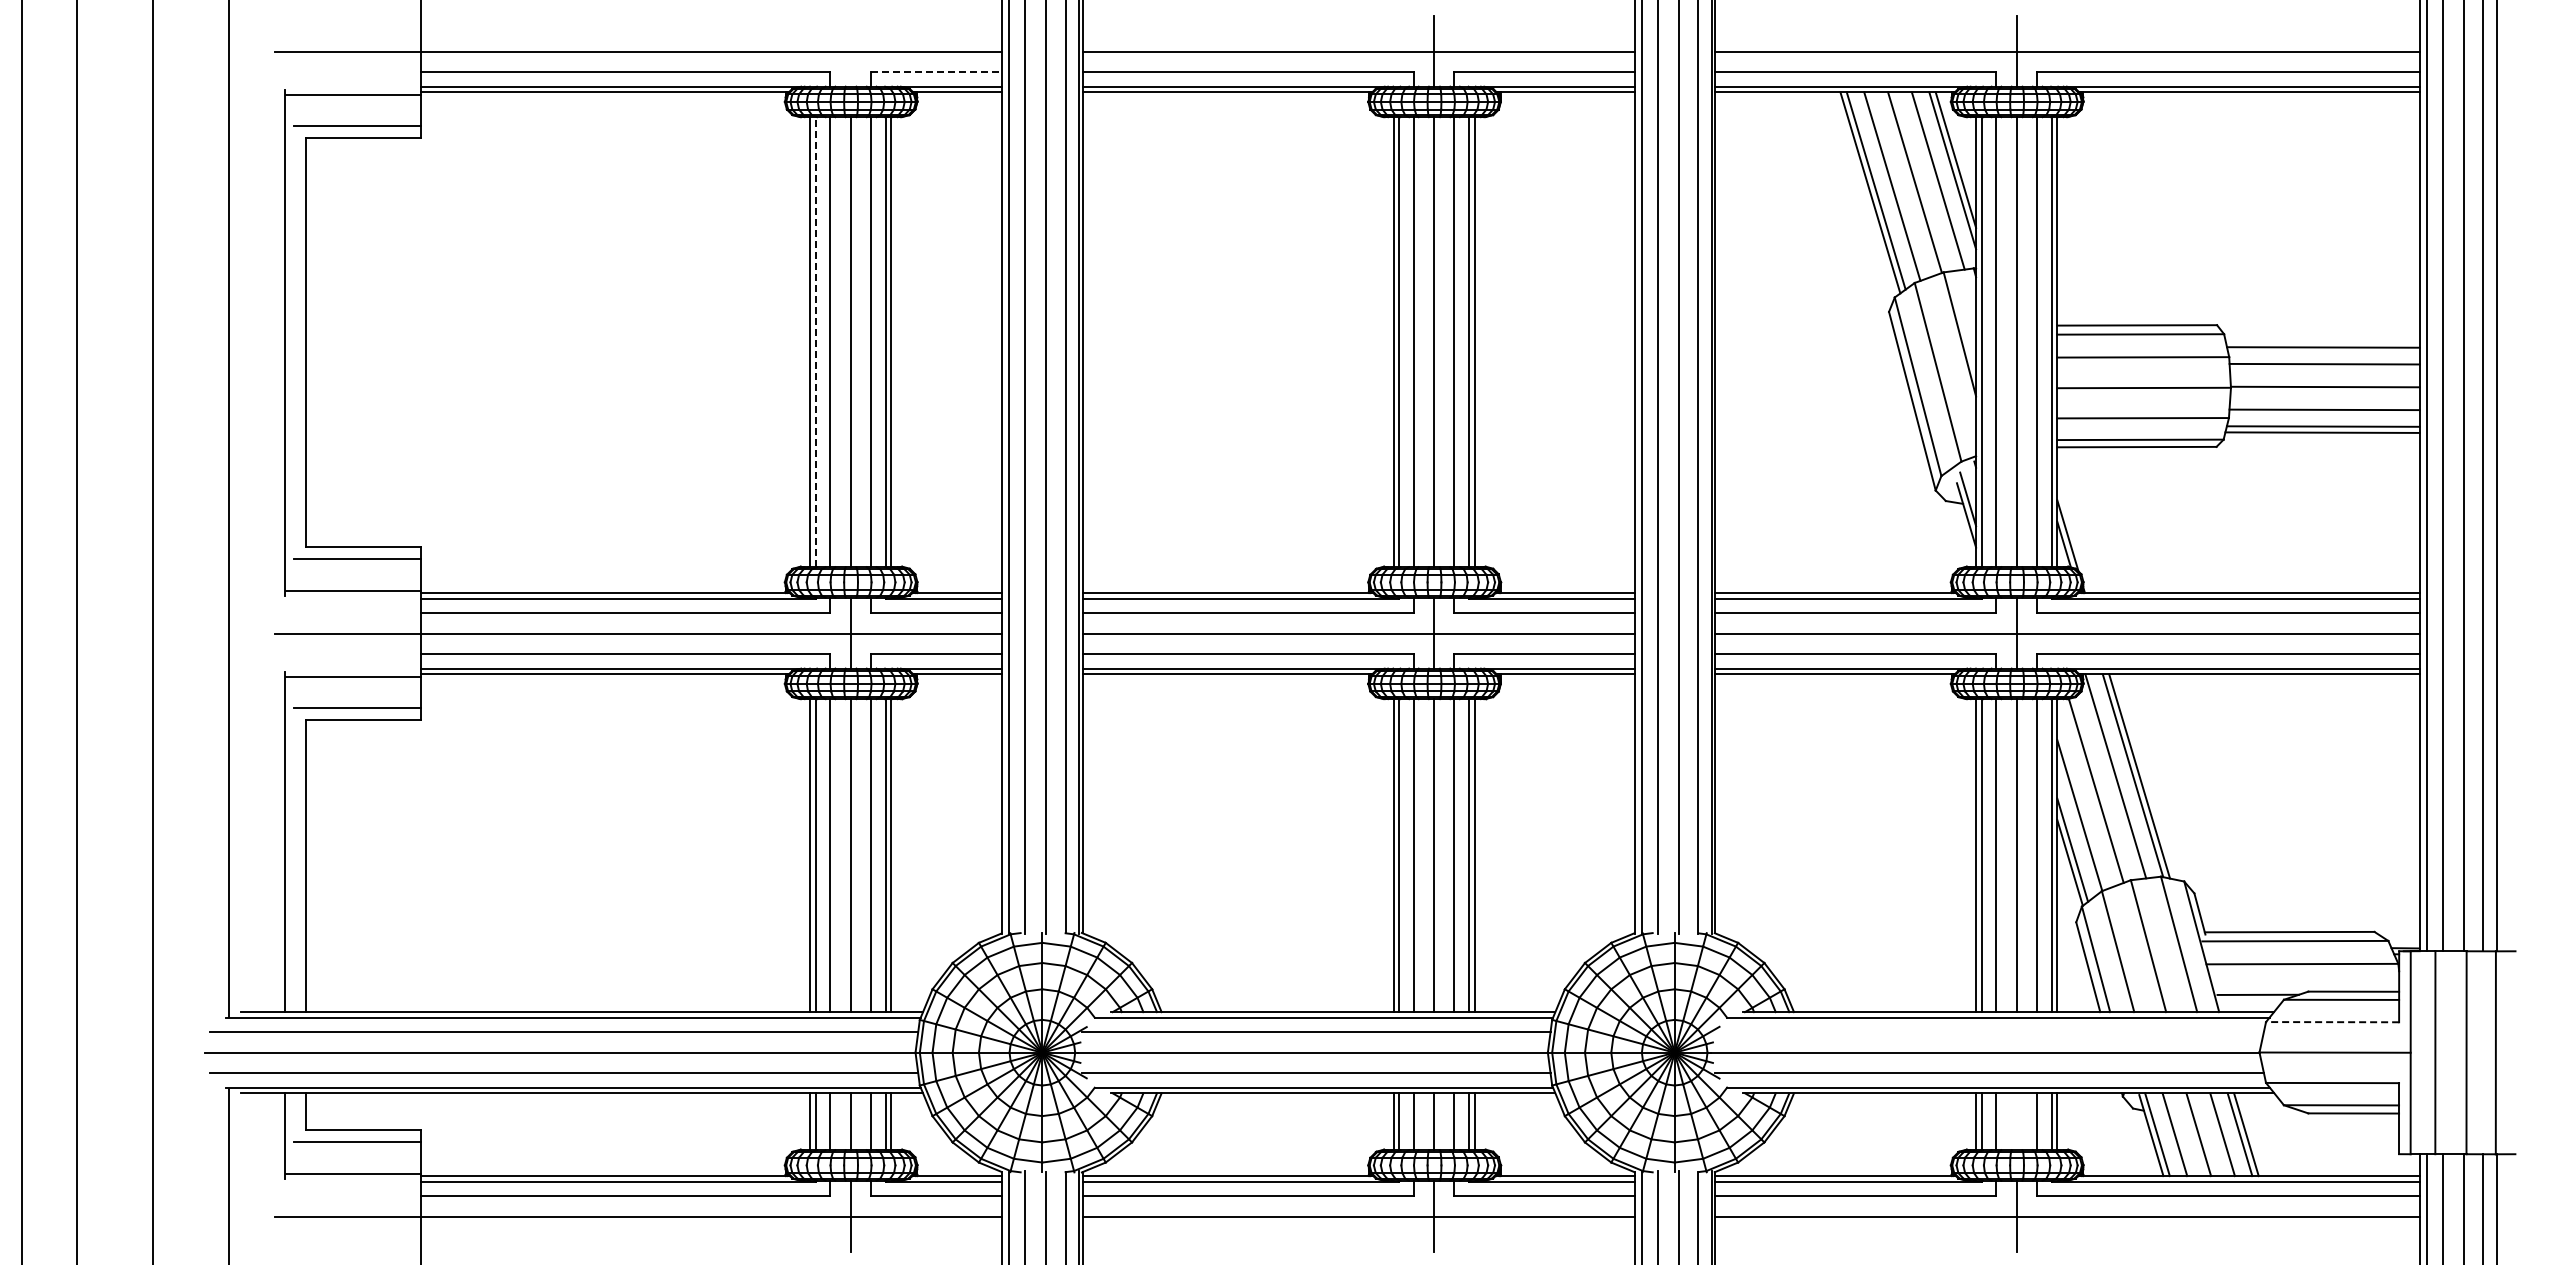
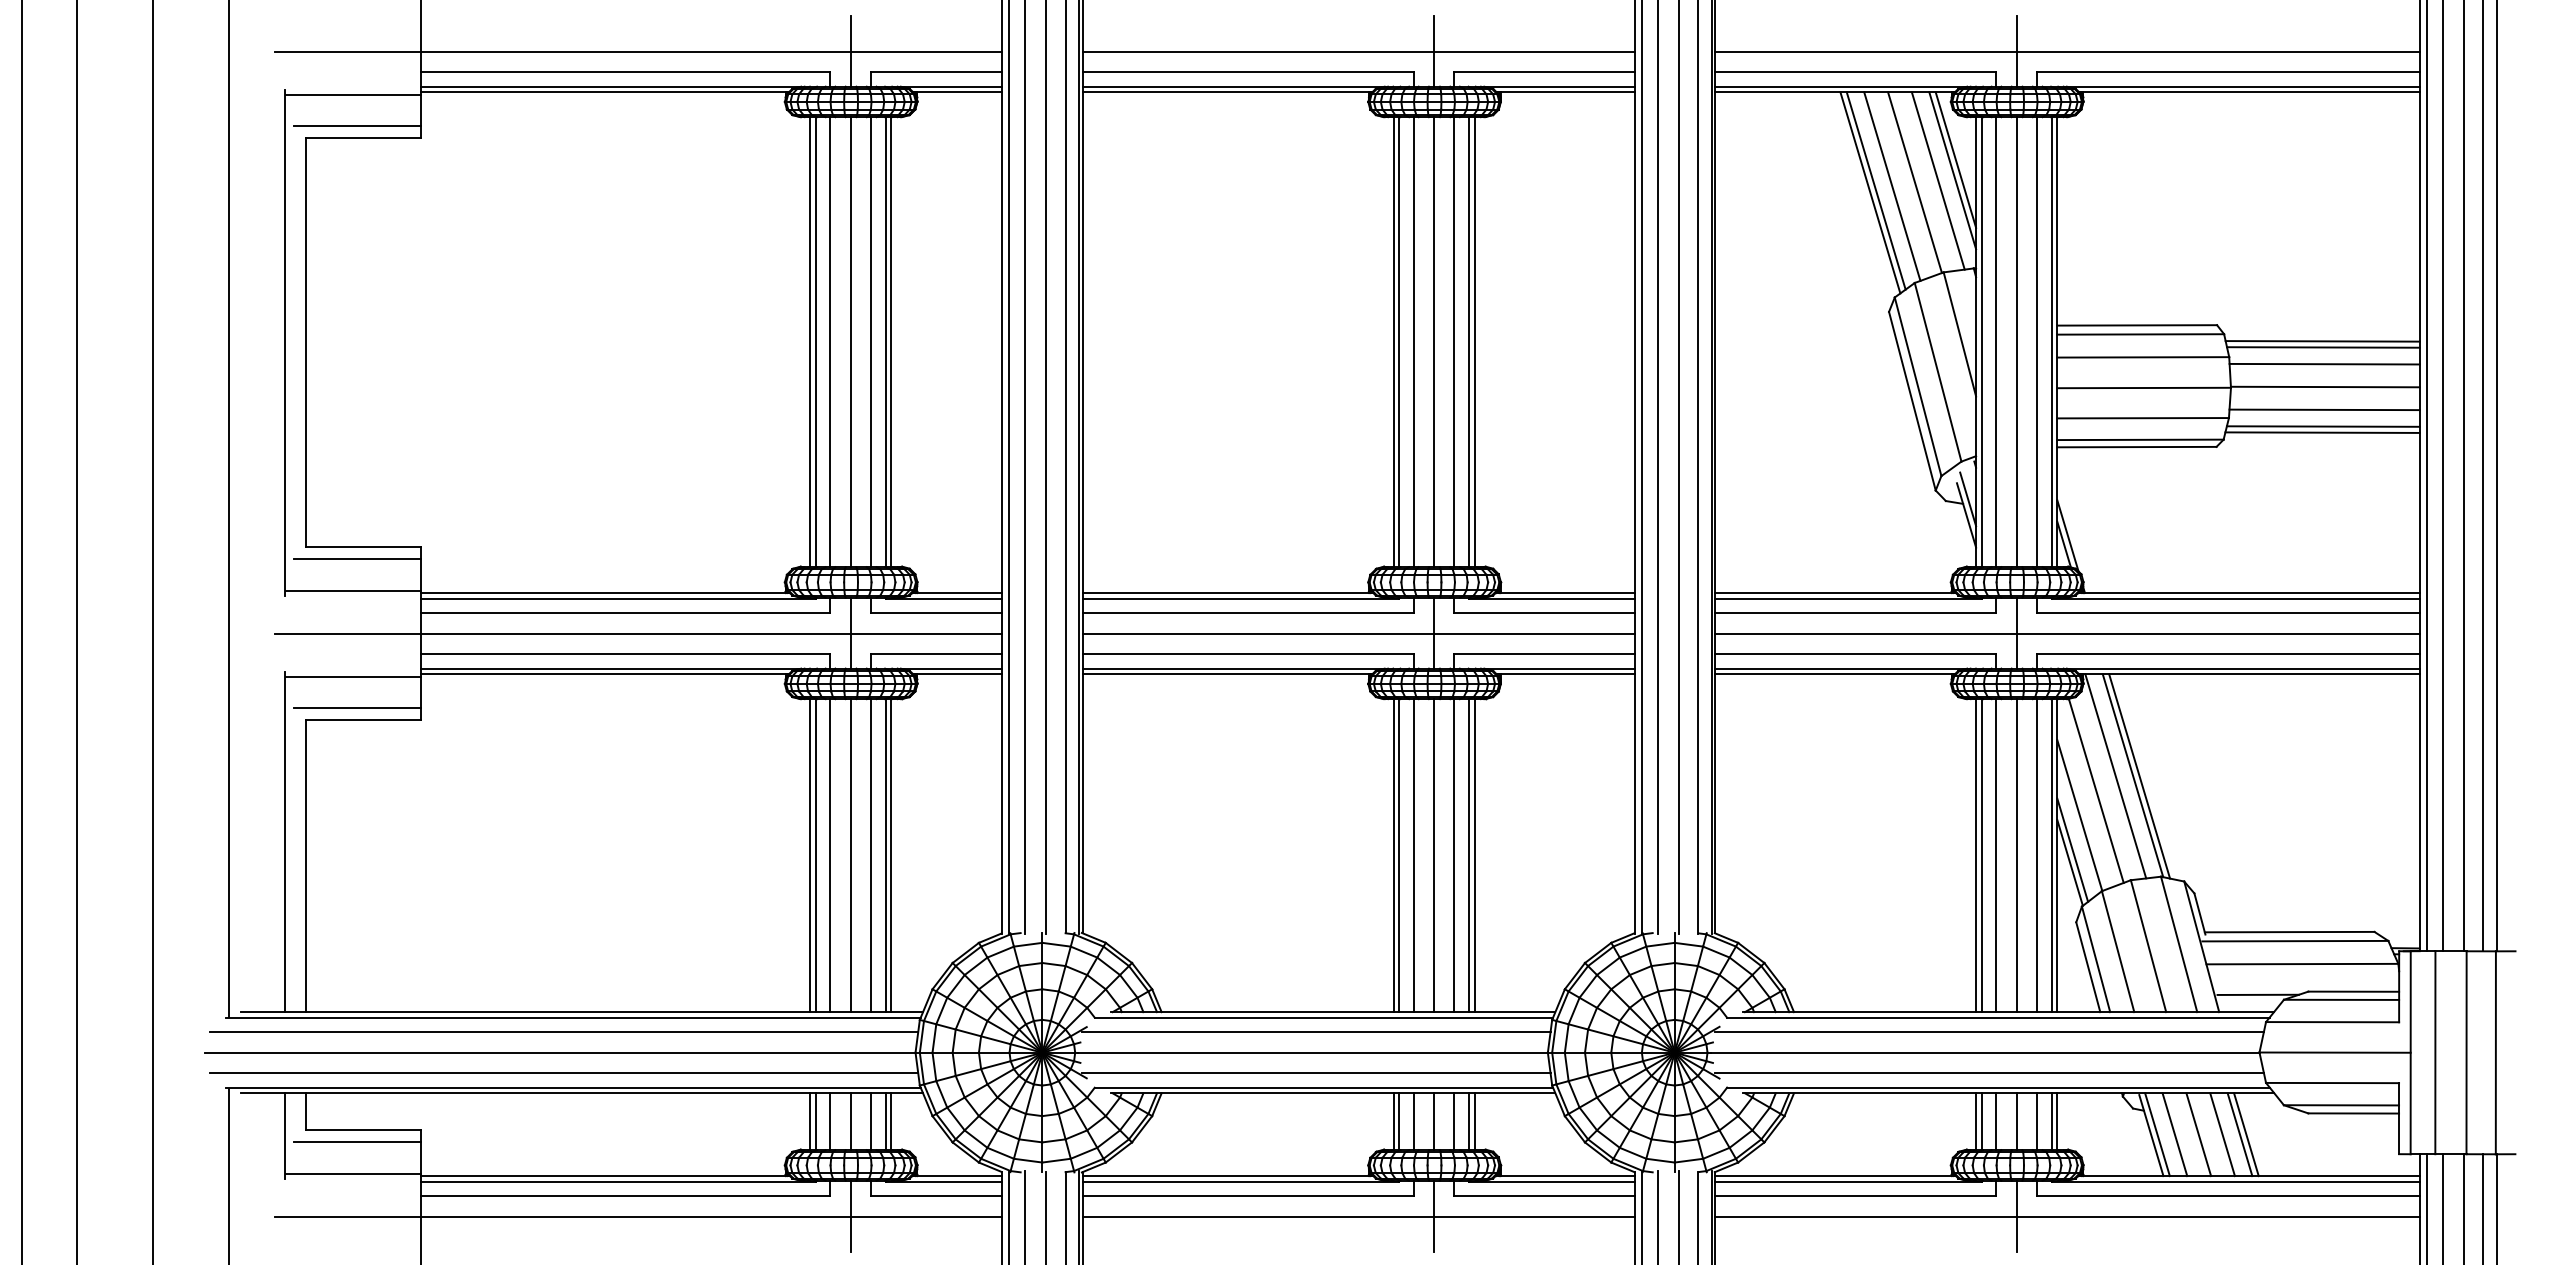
line: none -> present (850, 50)
line: dashed -> solid (936, 71)
line: dashed -> solid (815, 341)
line: none -> present (2322, 341)
line: dashed -> solid (2332, 1022)
line: none -> present (1988, 1032)
line: none -> present (2016, 1121)
